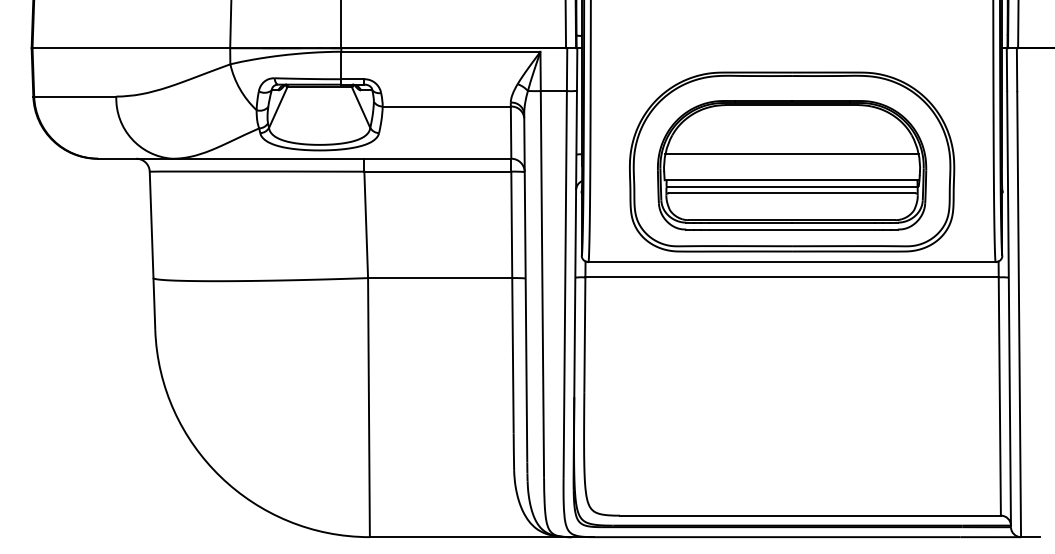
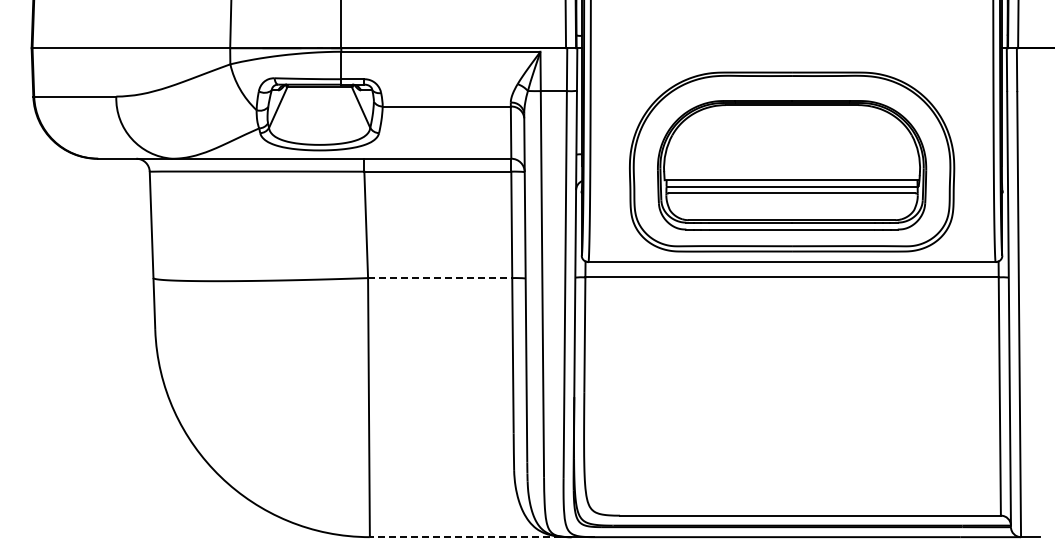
line: present -> none (791, 154)
line: solid -> dashed (440, 278)
line: solid -> dashed (470, 537)
